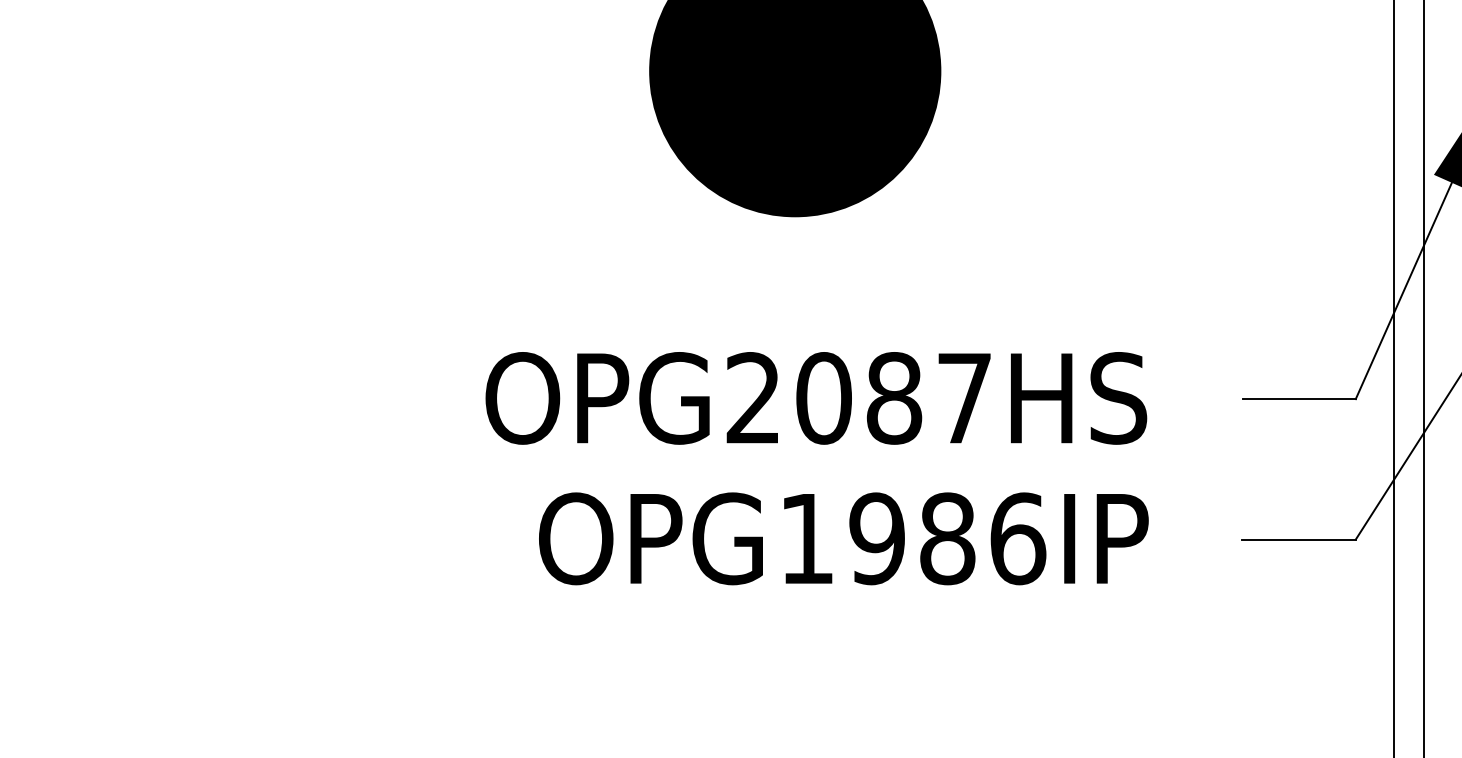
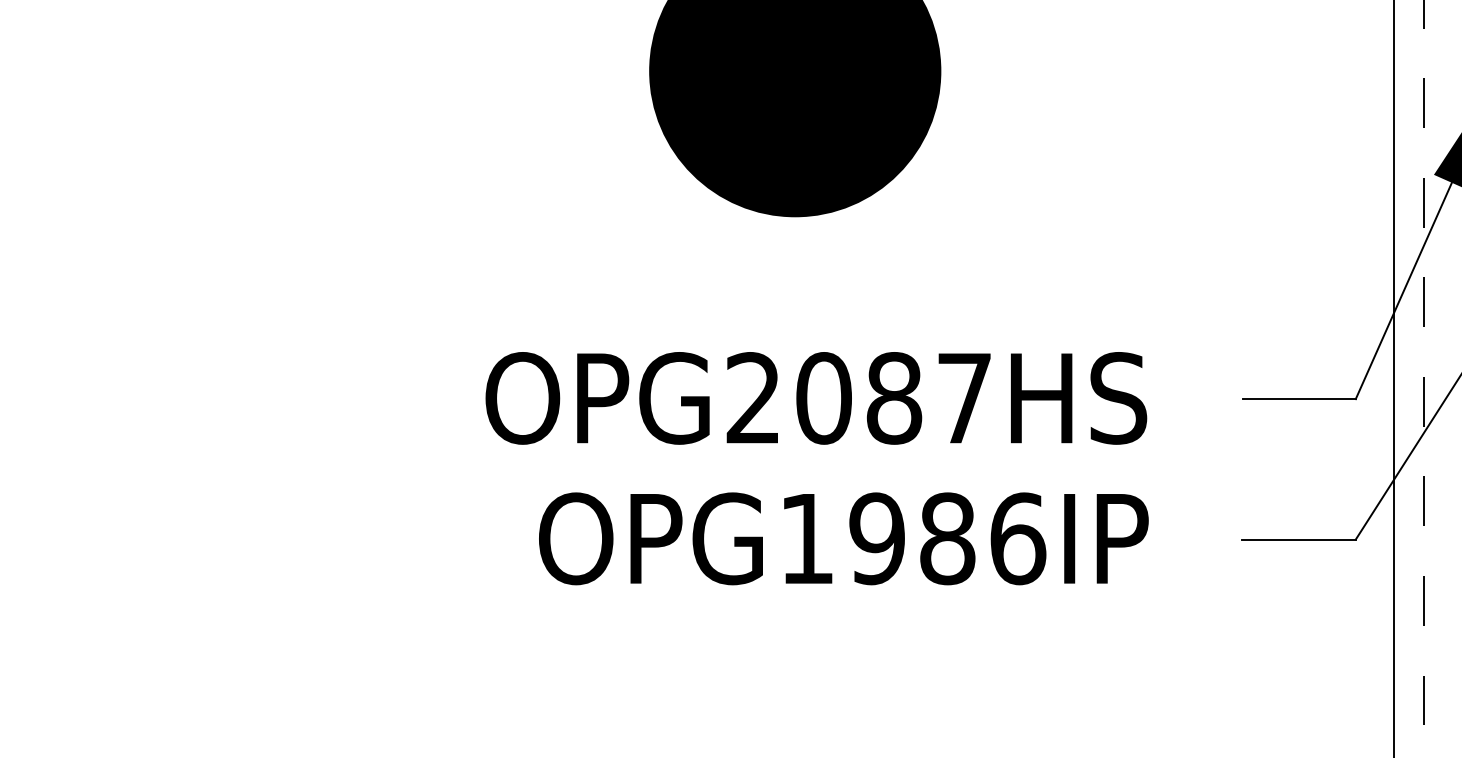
line: solid -> dashed (1423, 379)
